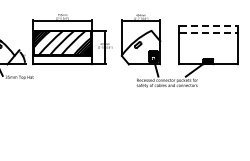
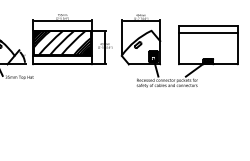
line: dashed -> solid (208, 25)
line: dashed -> solid (208, 33)
